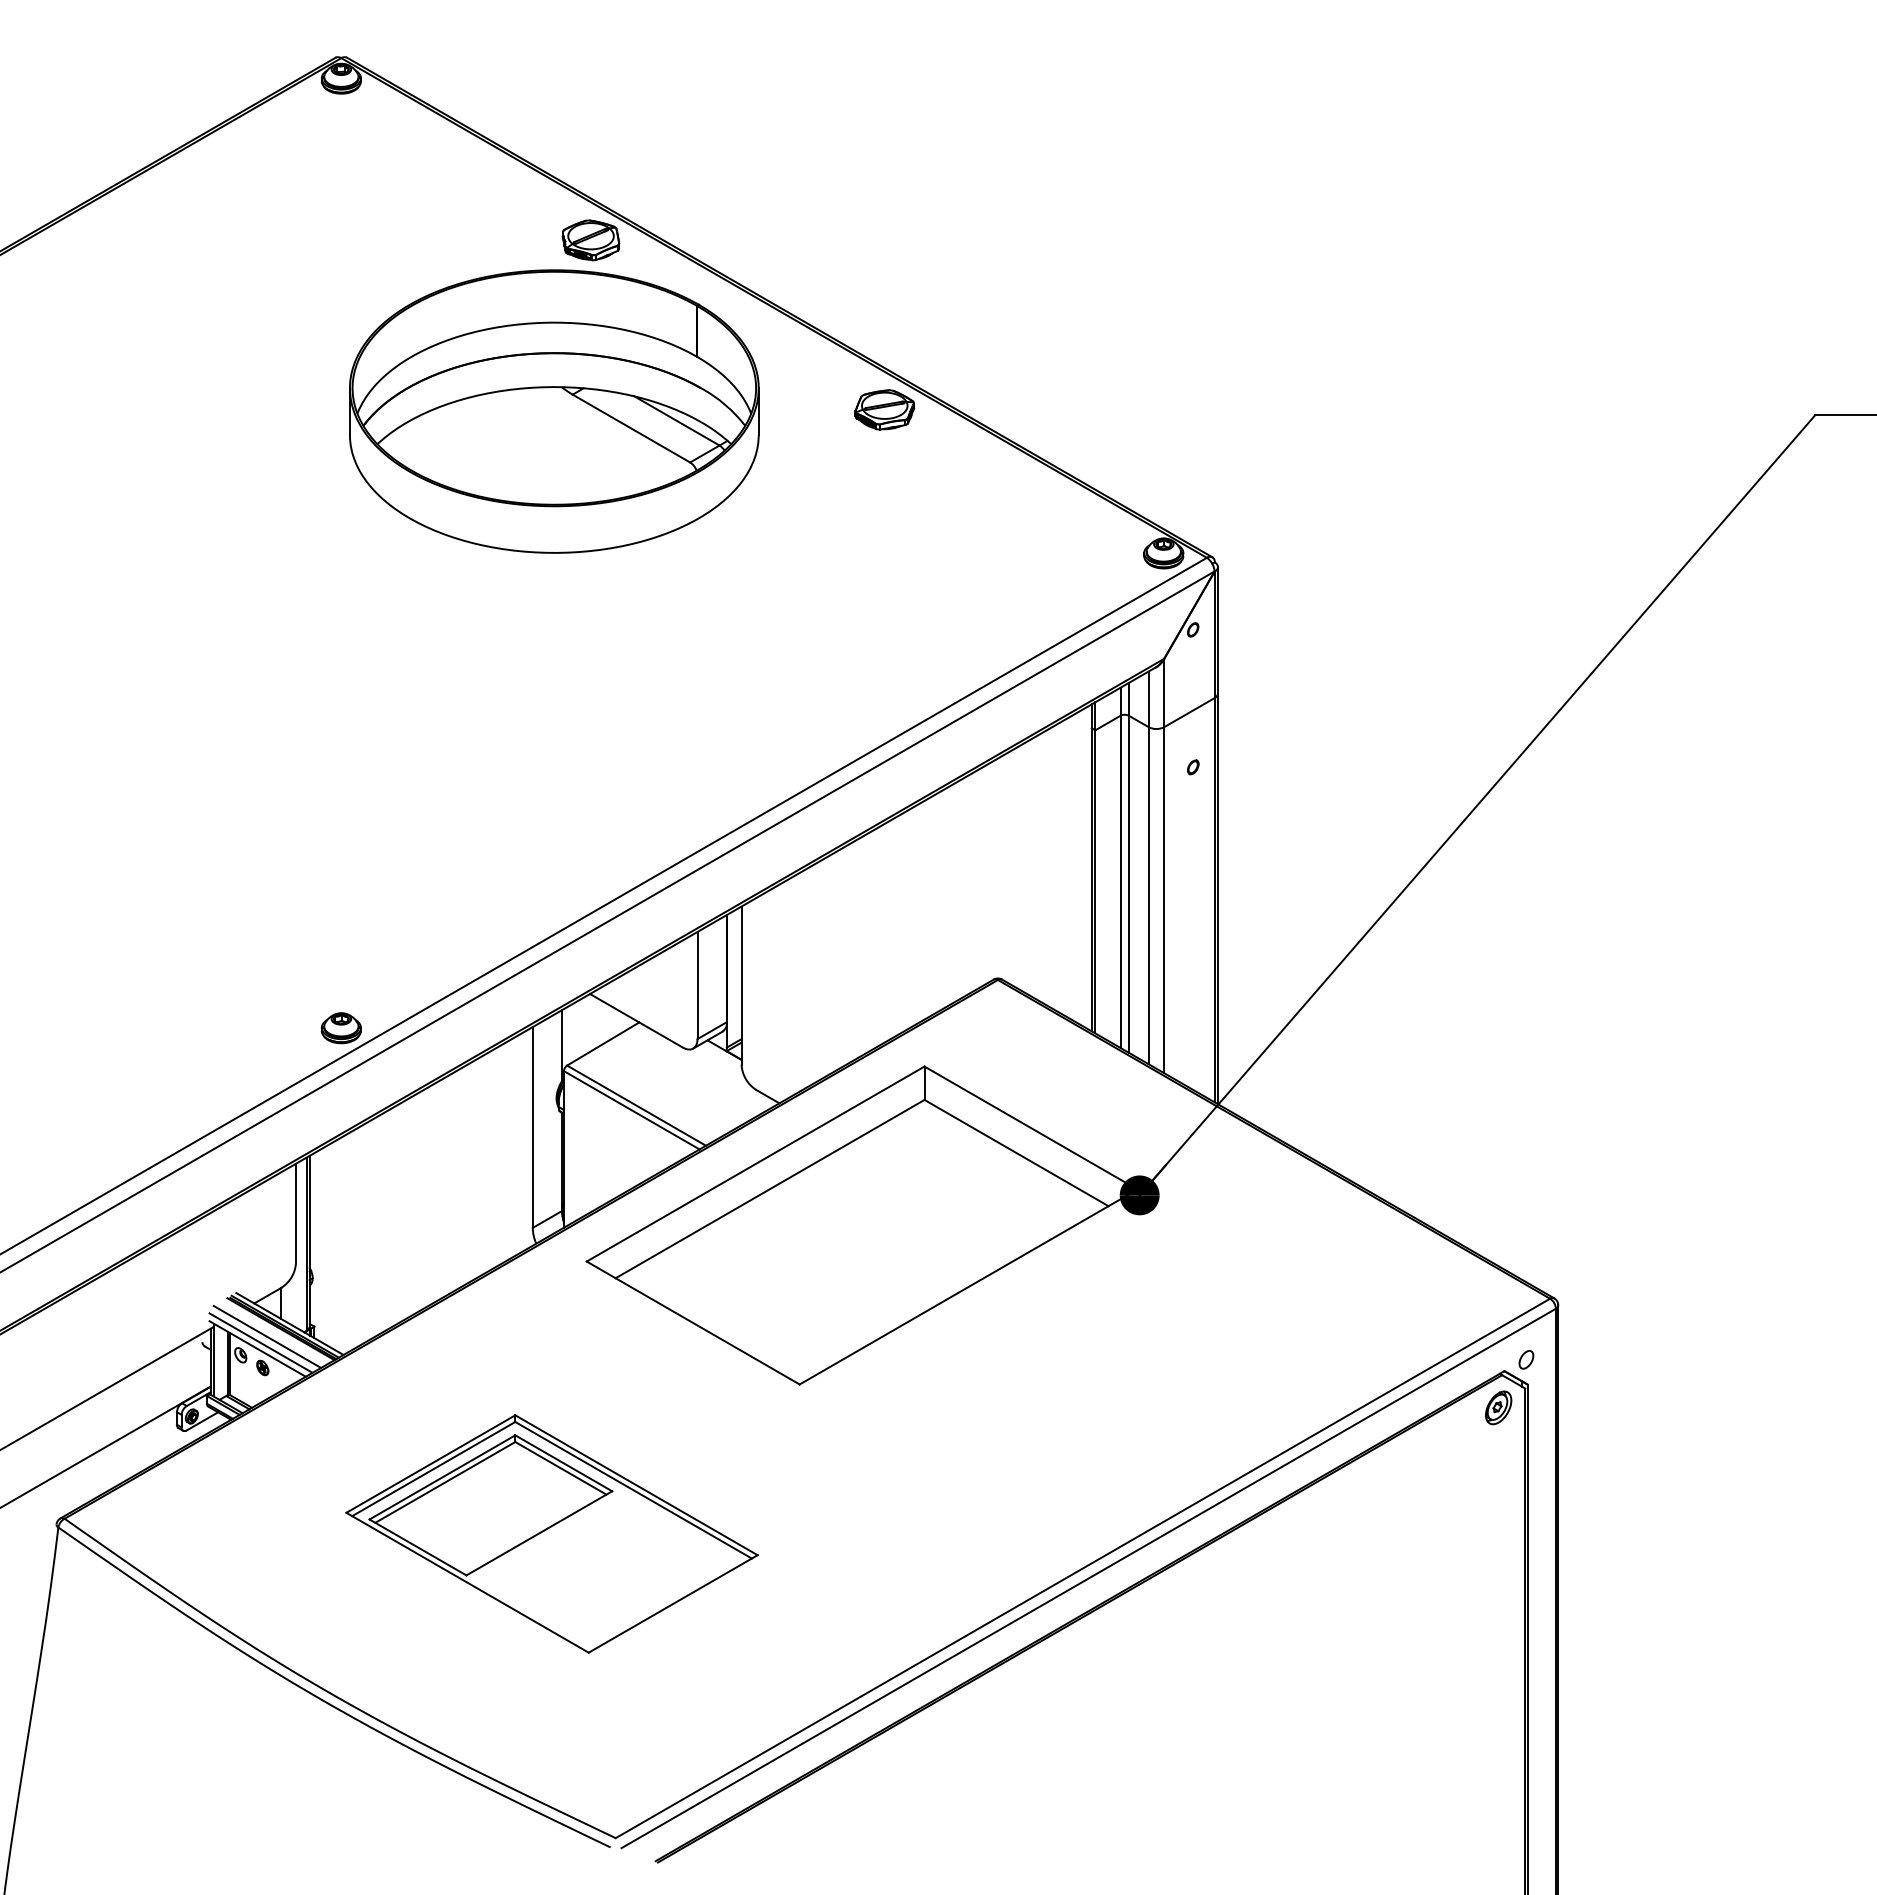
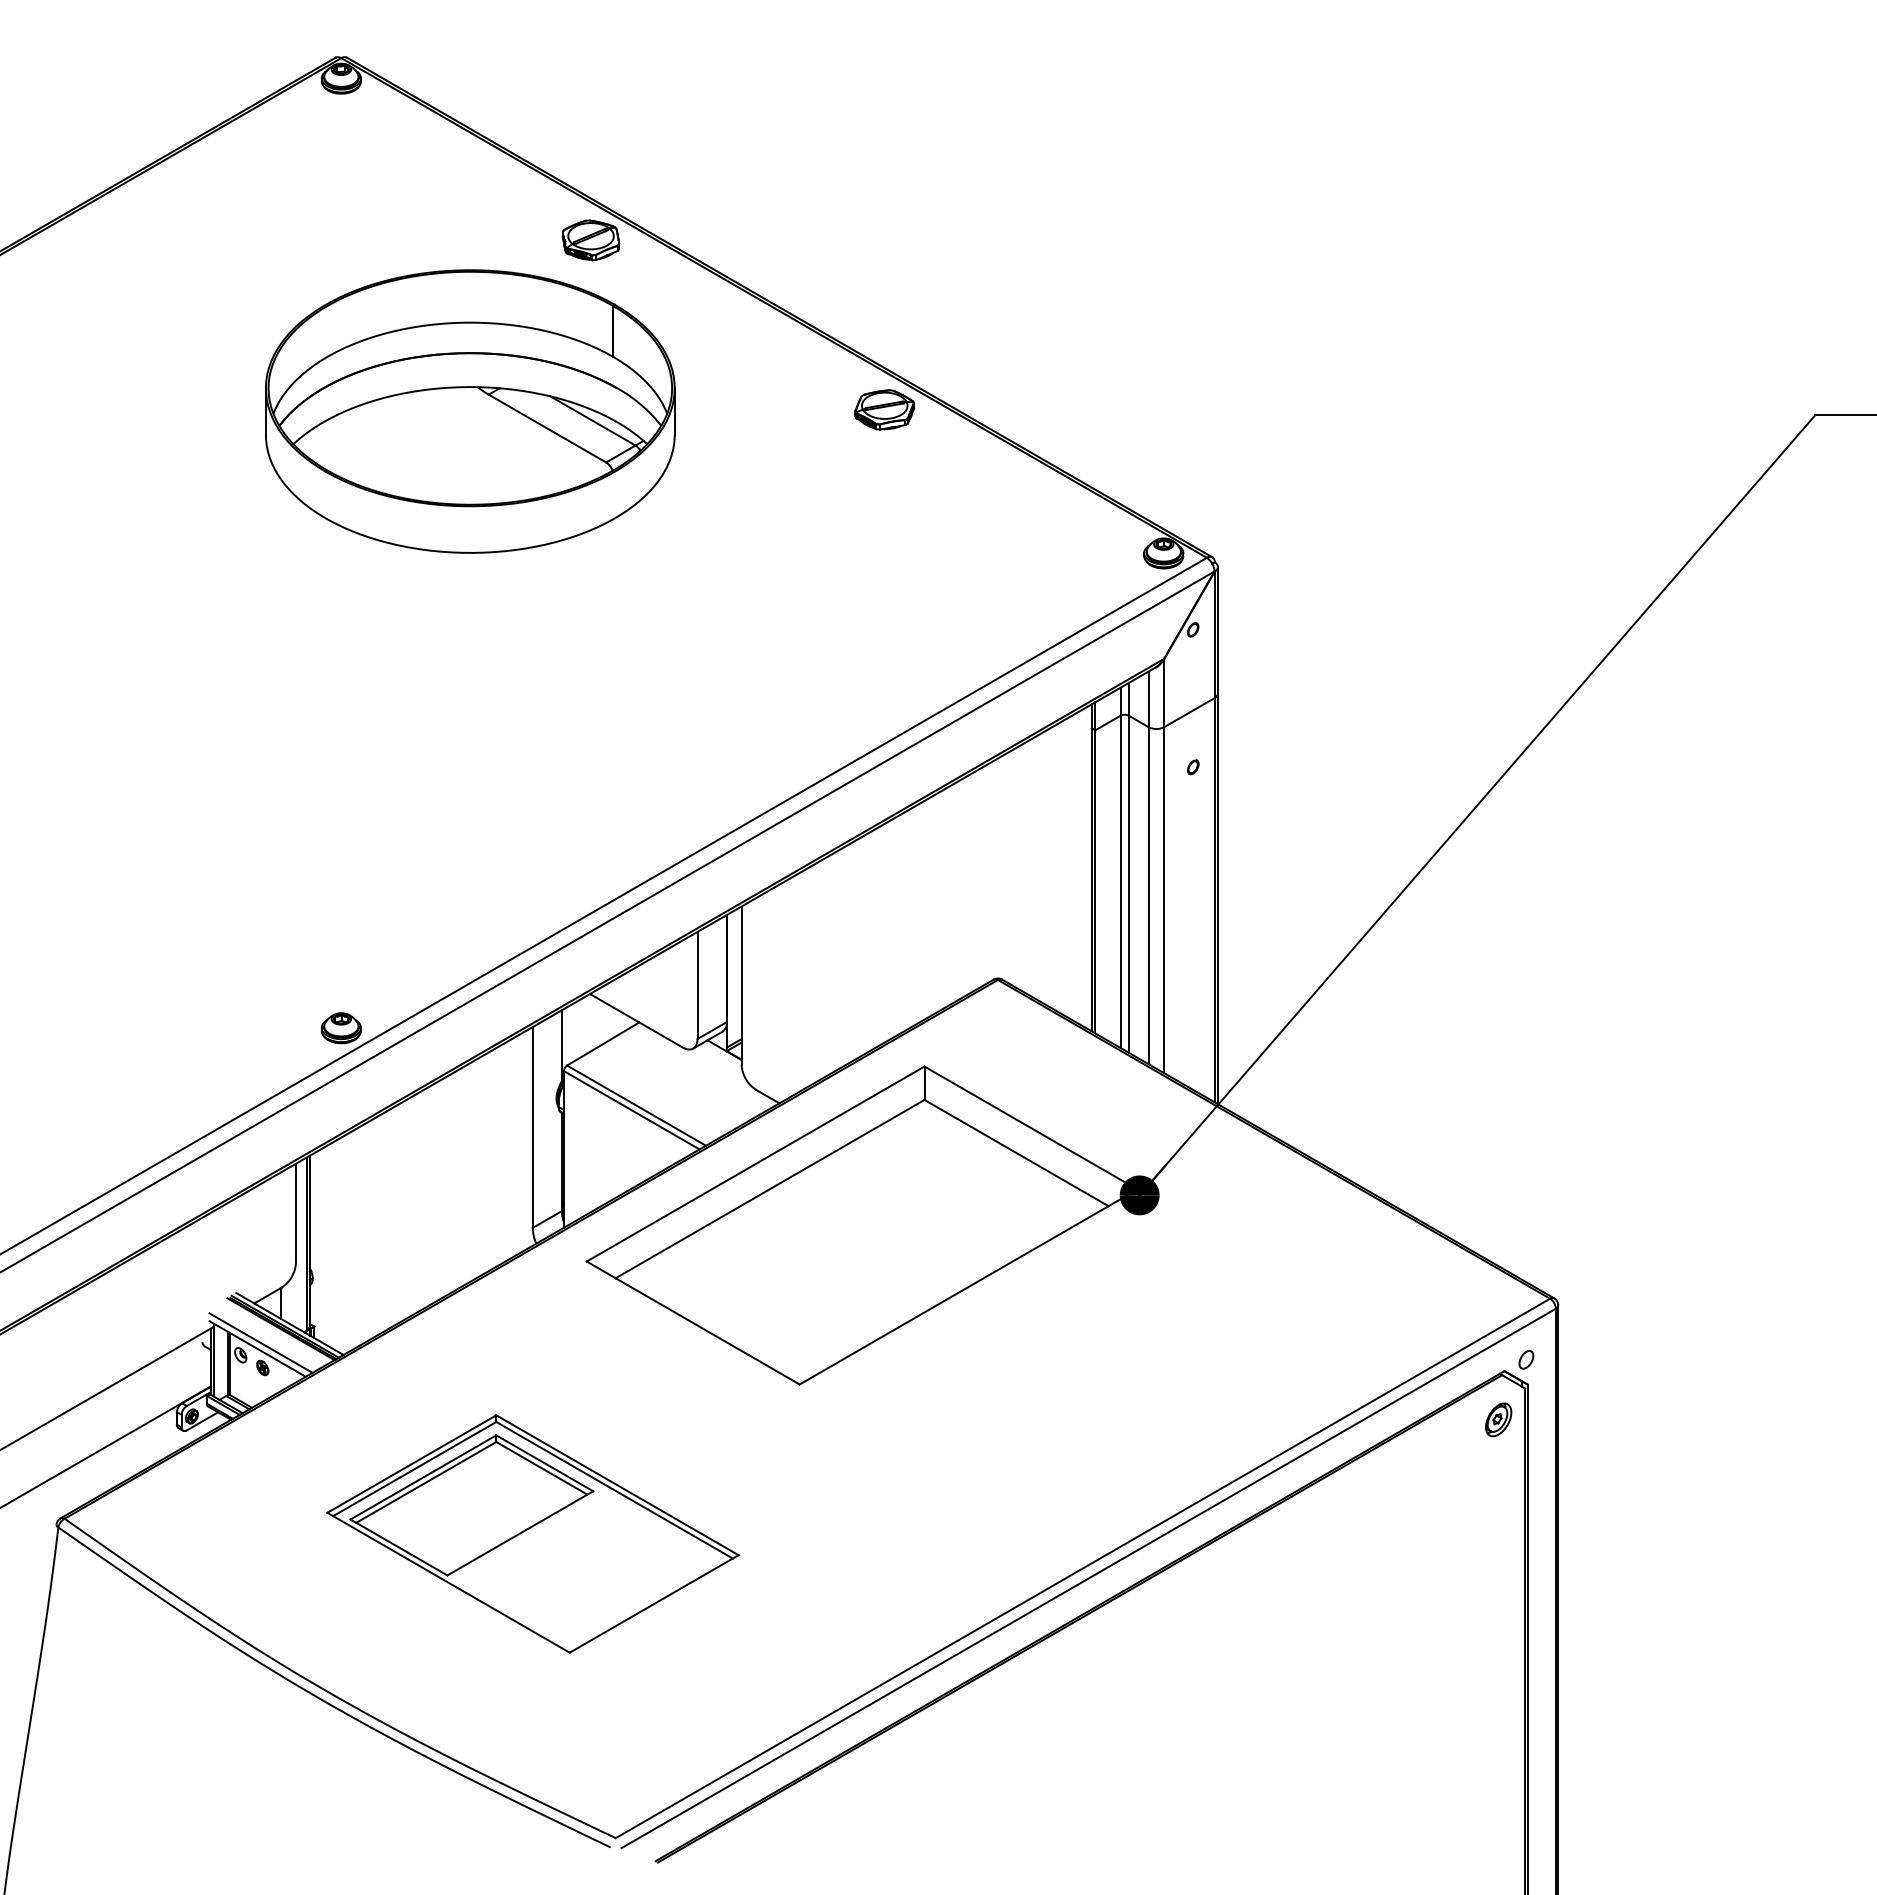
part position: (554, 411) -> (470, 411) (470, 411)
line: present -> none (267, 1336)
part position: (1498, 1407) -> (1498, 1419) (1498, 1419)
part position: (551, 1533) -> (532, 1533) (532, 1533)
